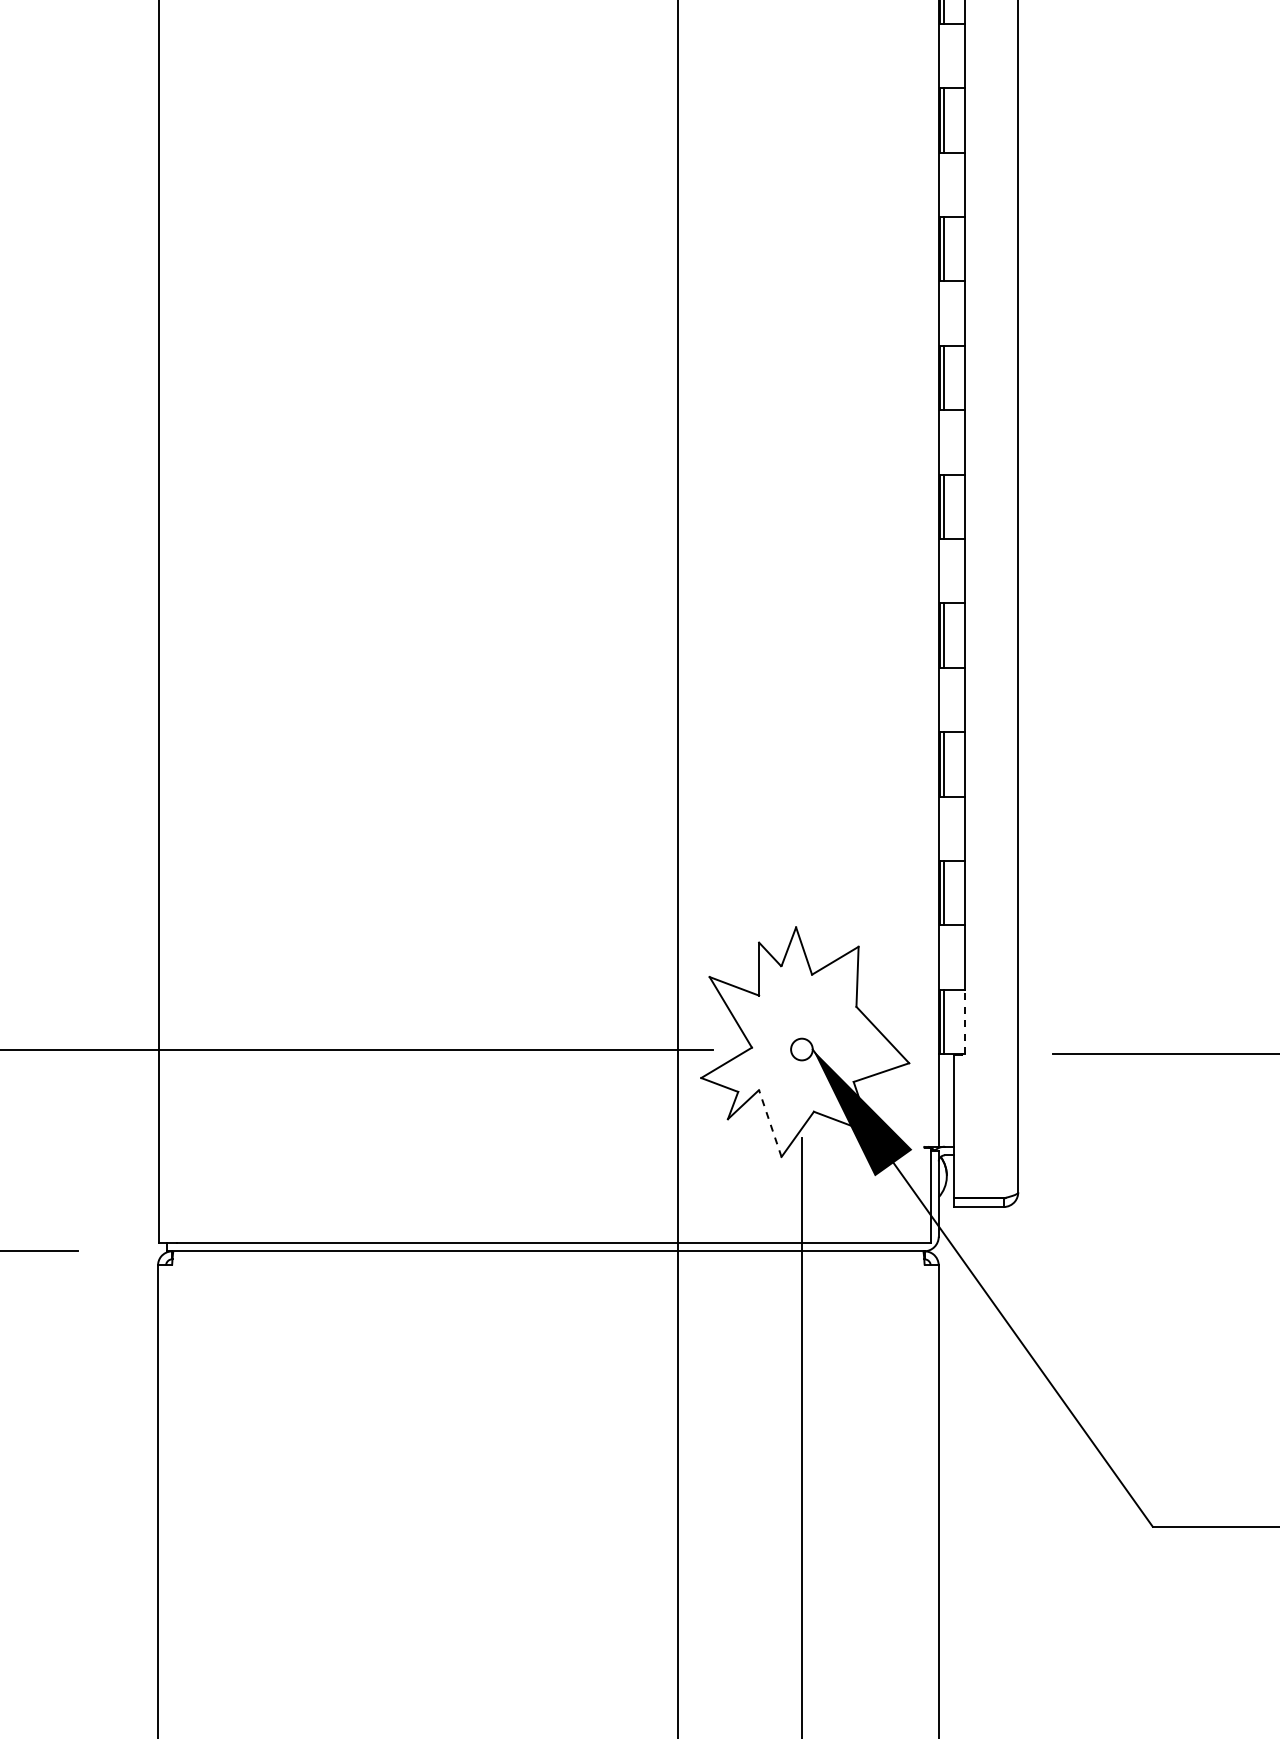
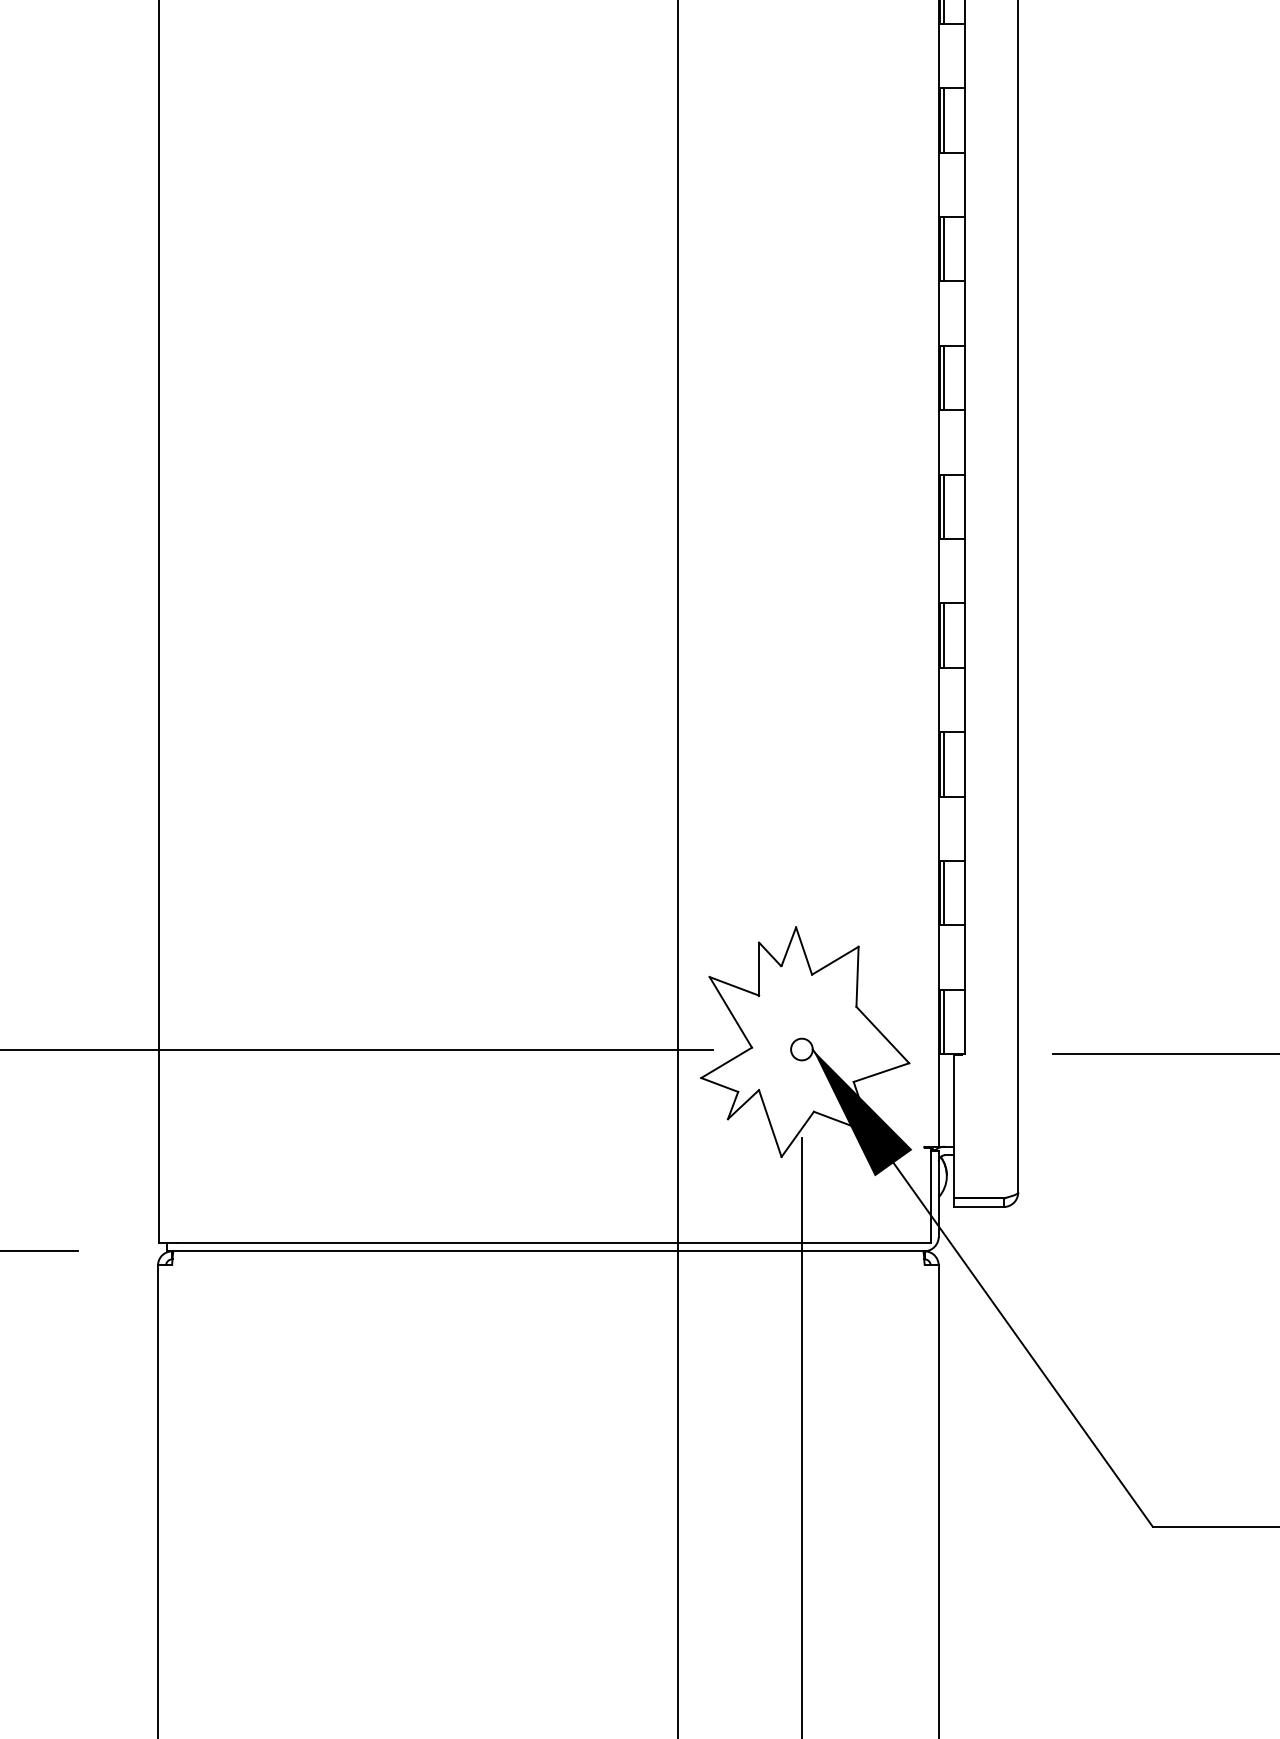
line: dashed -> solid (964, 1021)
line: dashed -> solid (770, 1123)
